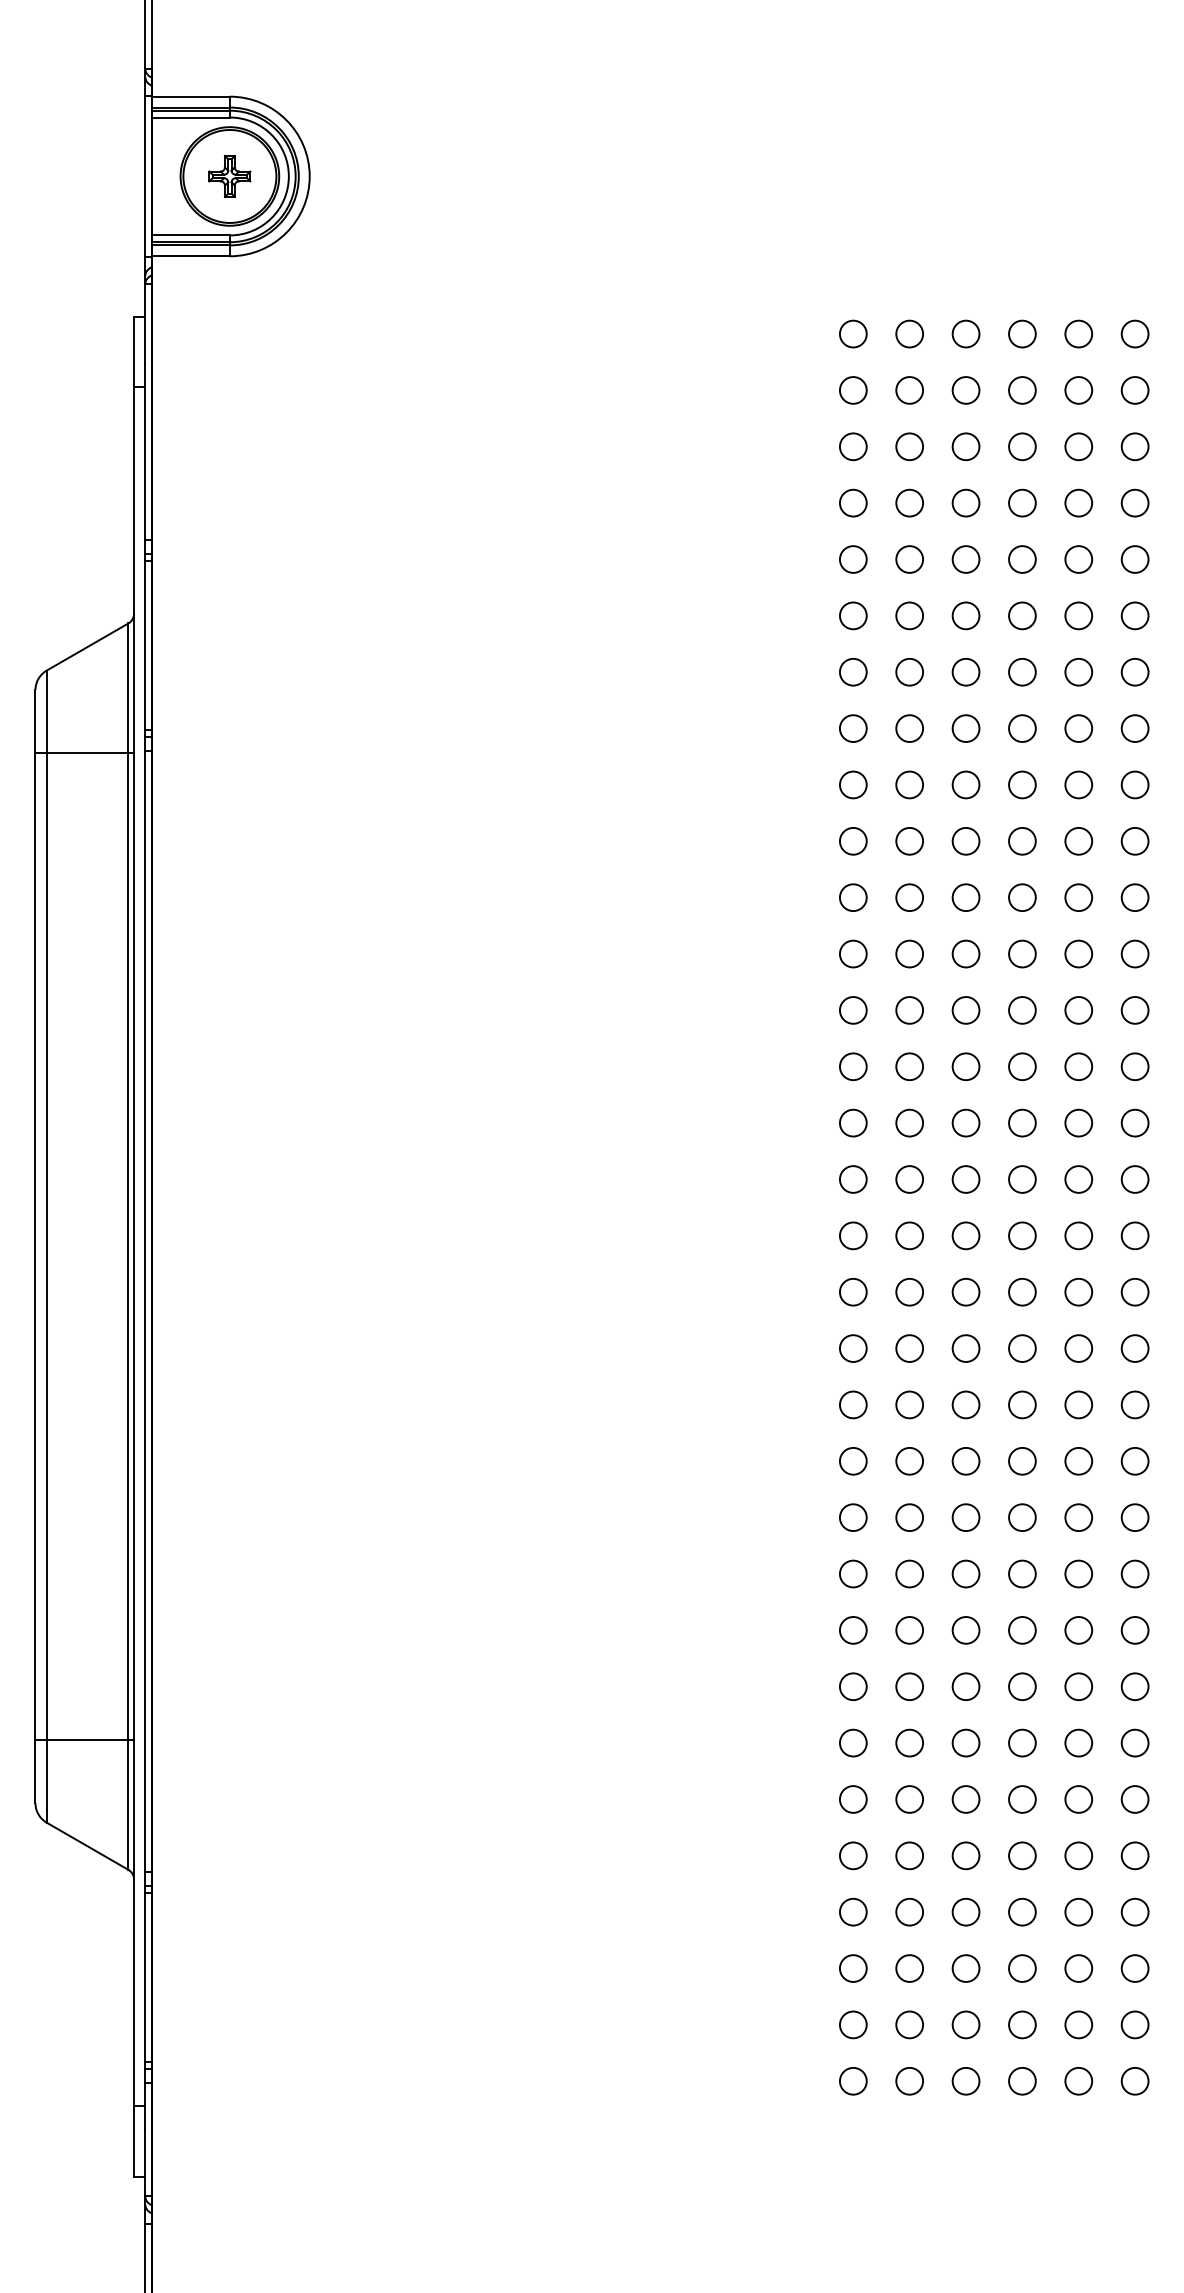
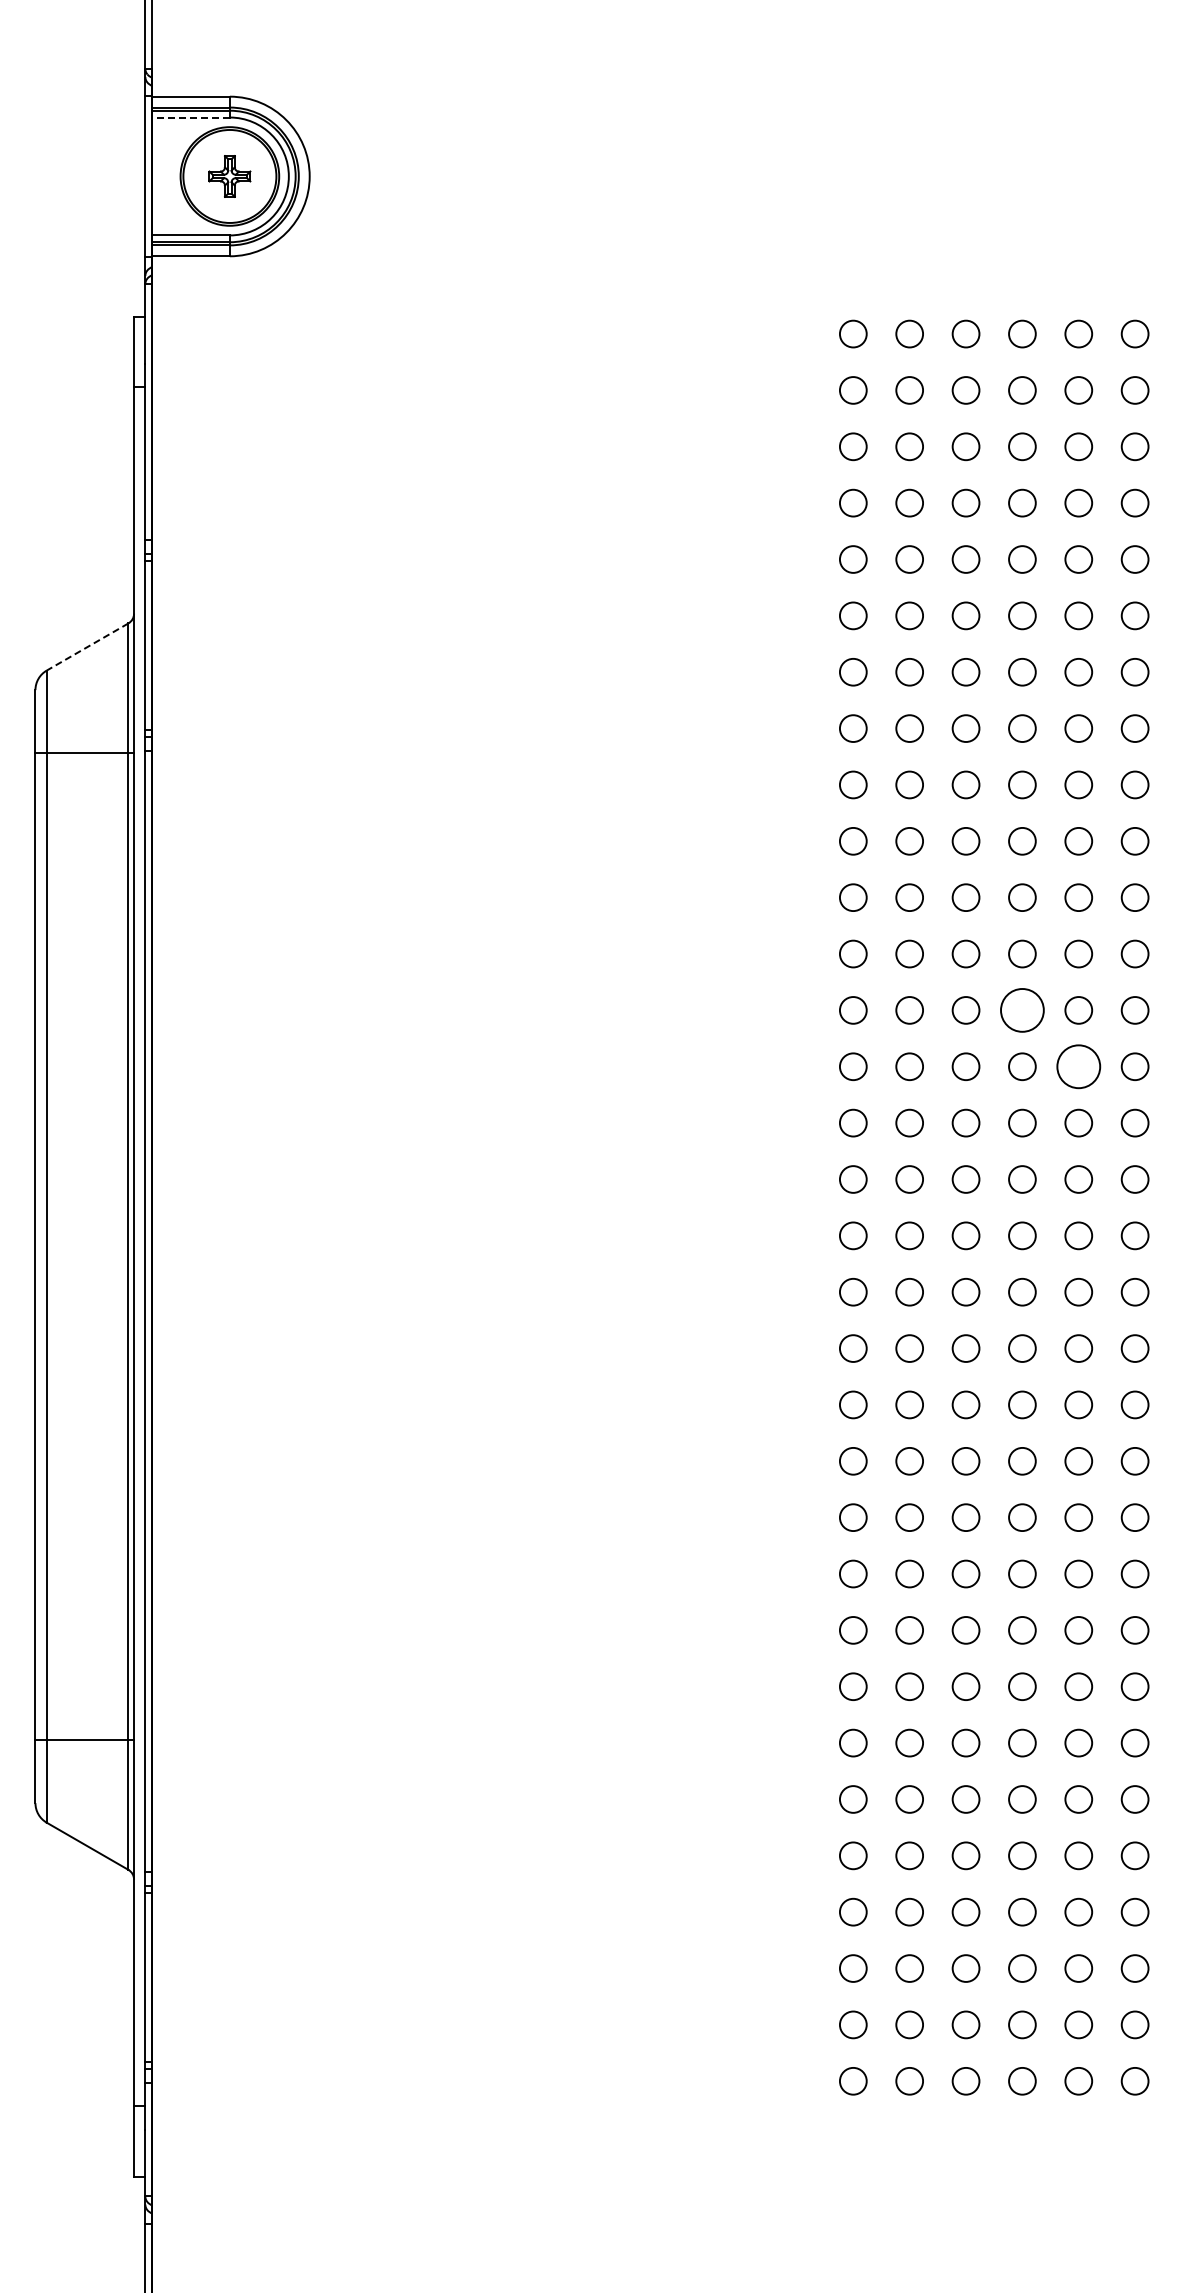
line: solid -> dashed (191, 117)
line: solid -> dashed (87, 647)
circle diameter: 27 px -> 43 px (1022, 1010)
circle diameter: 27 px -> 43 px (1078, 1066)
